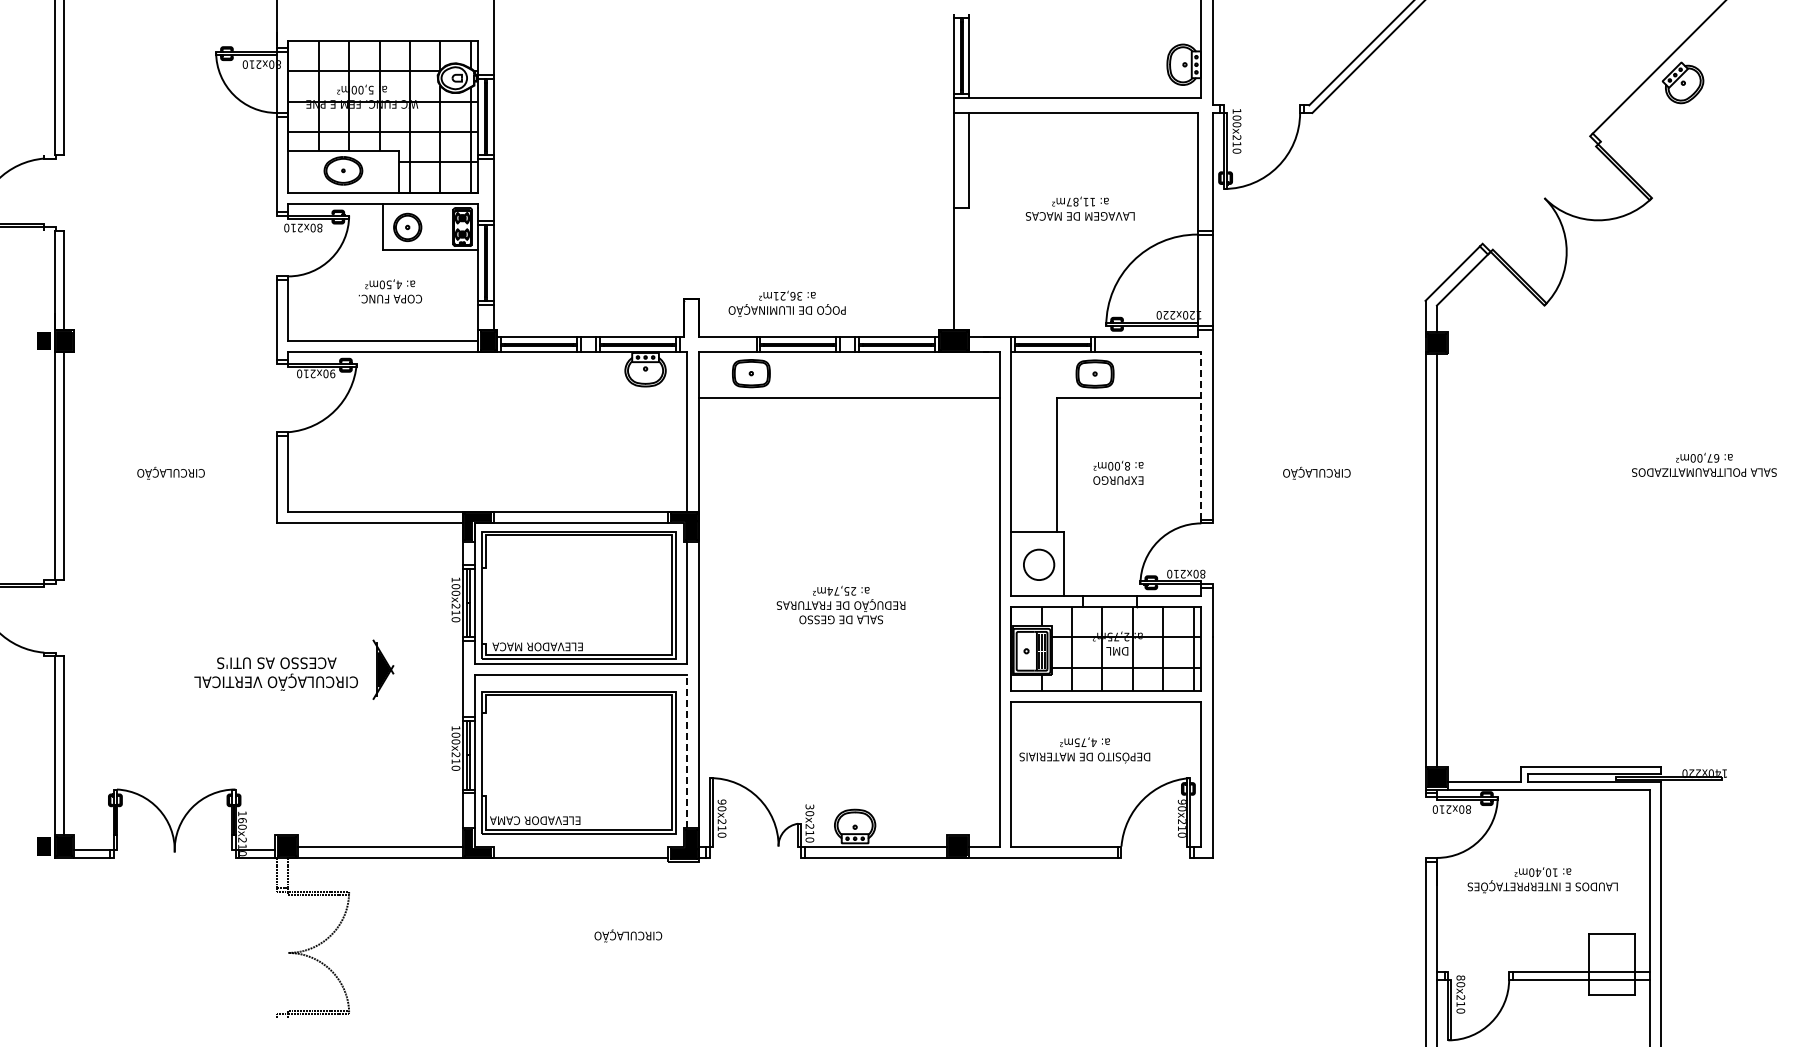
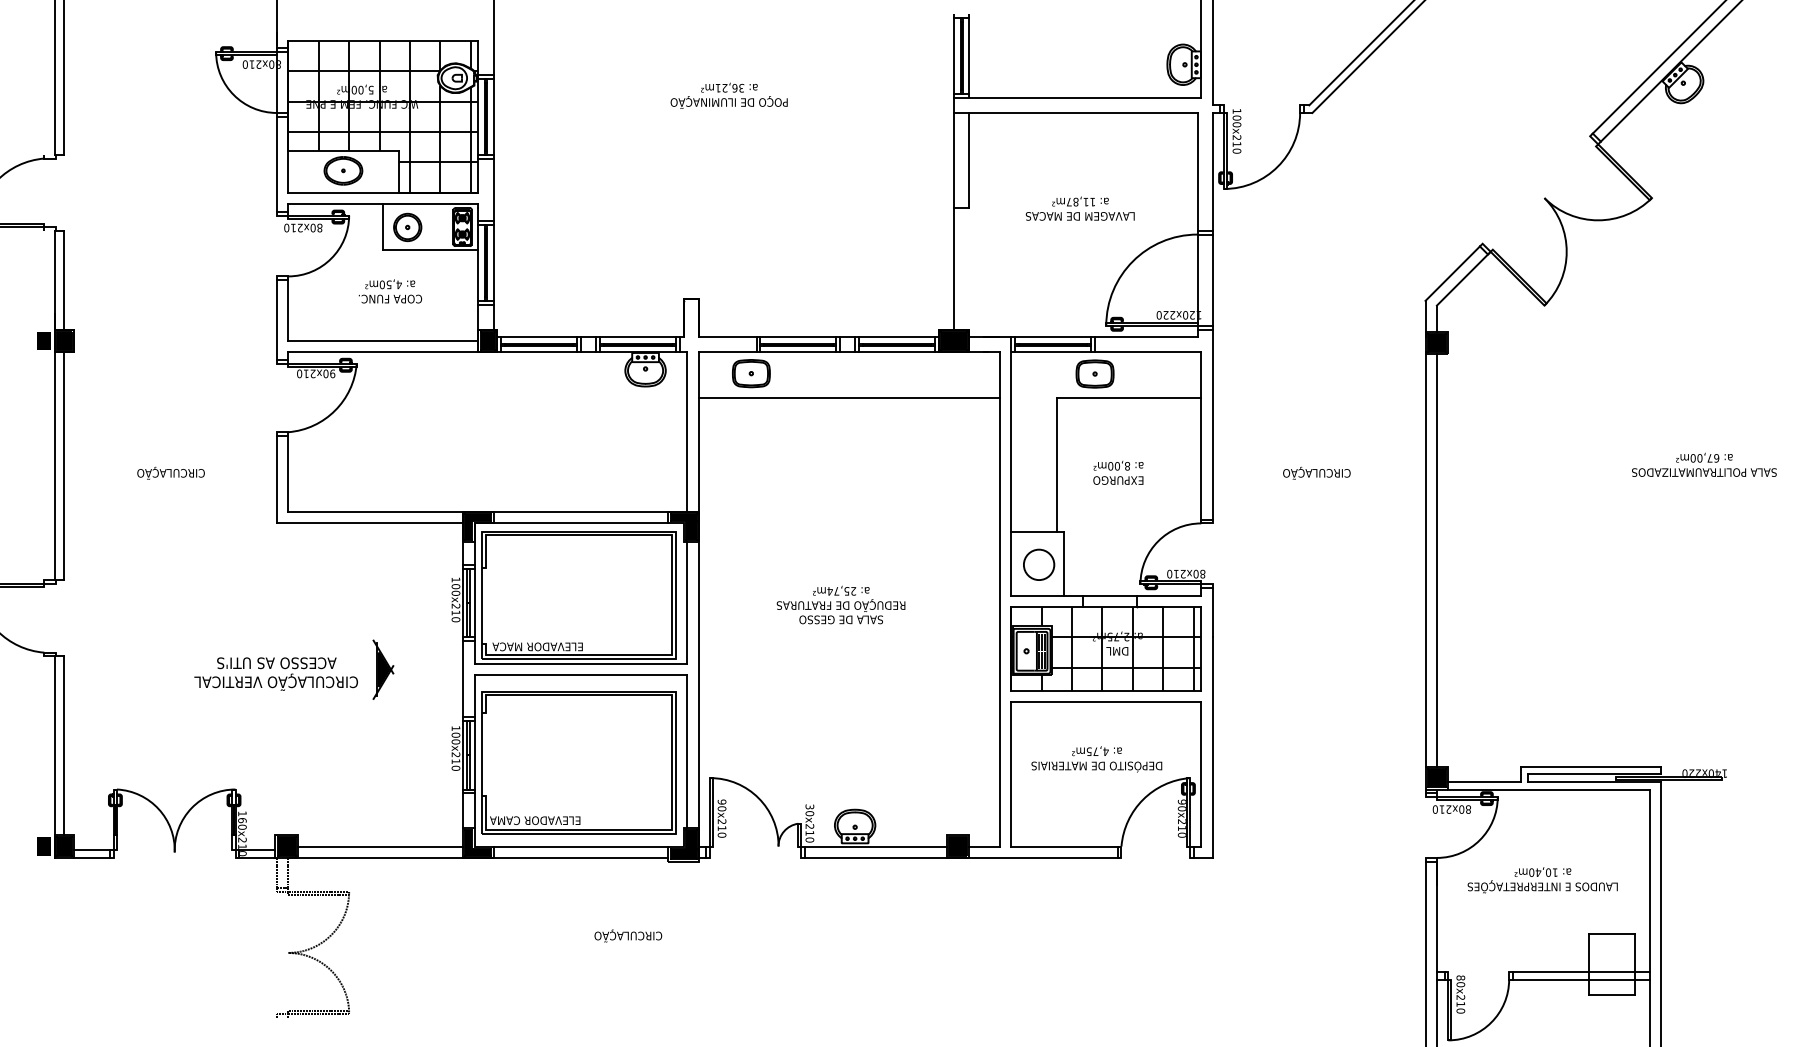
line: none -> present (1670, 71)
text position: (786, 303) -> (728, 95) (728, 95)
line: dashed -> solid (1201, 436)
text position: (1084, 750) -> (1096, 759) (1096, 759)
line: dashed -> solid (687, 751)
line: none -> present (580, 846)
